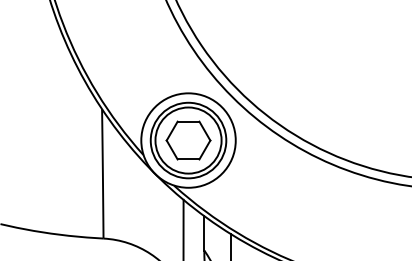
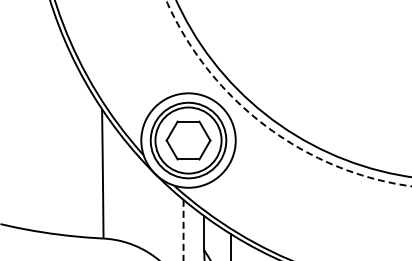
arc: solid -> dashed (264, 124)
line: solid -> dashed (183, 230)
